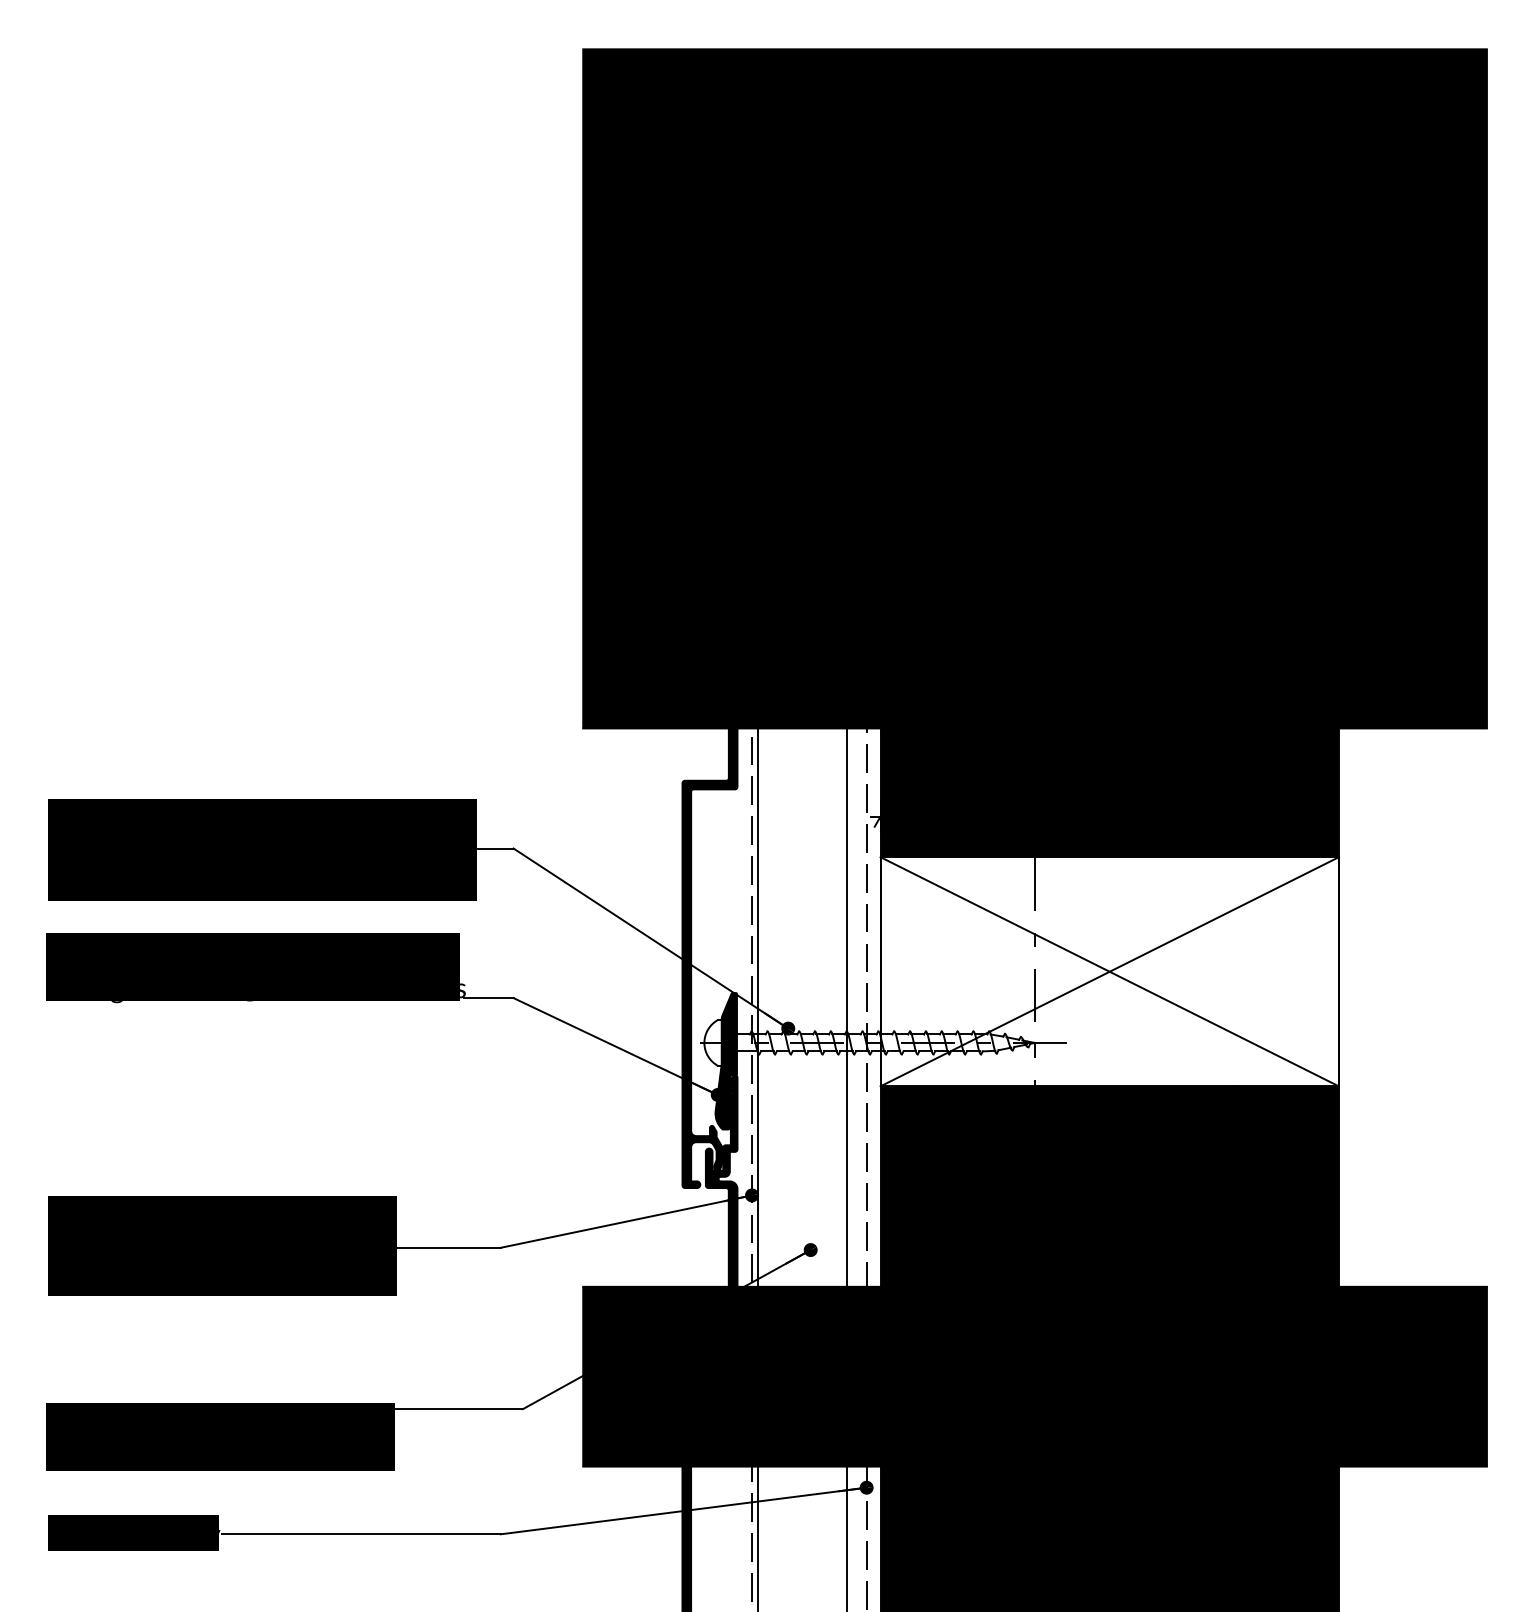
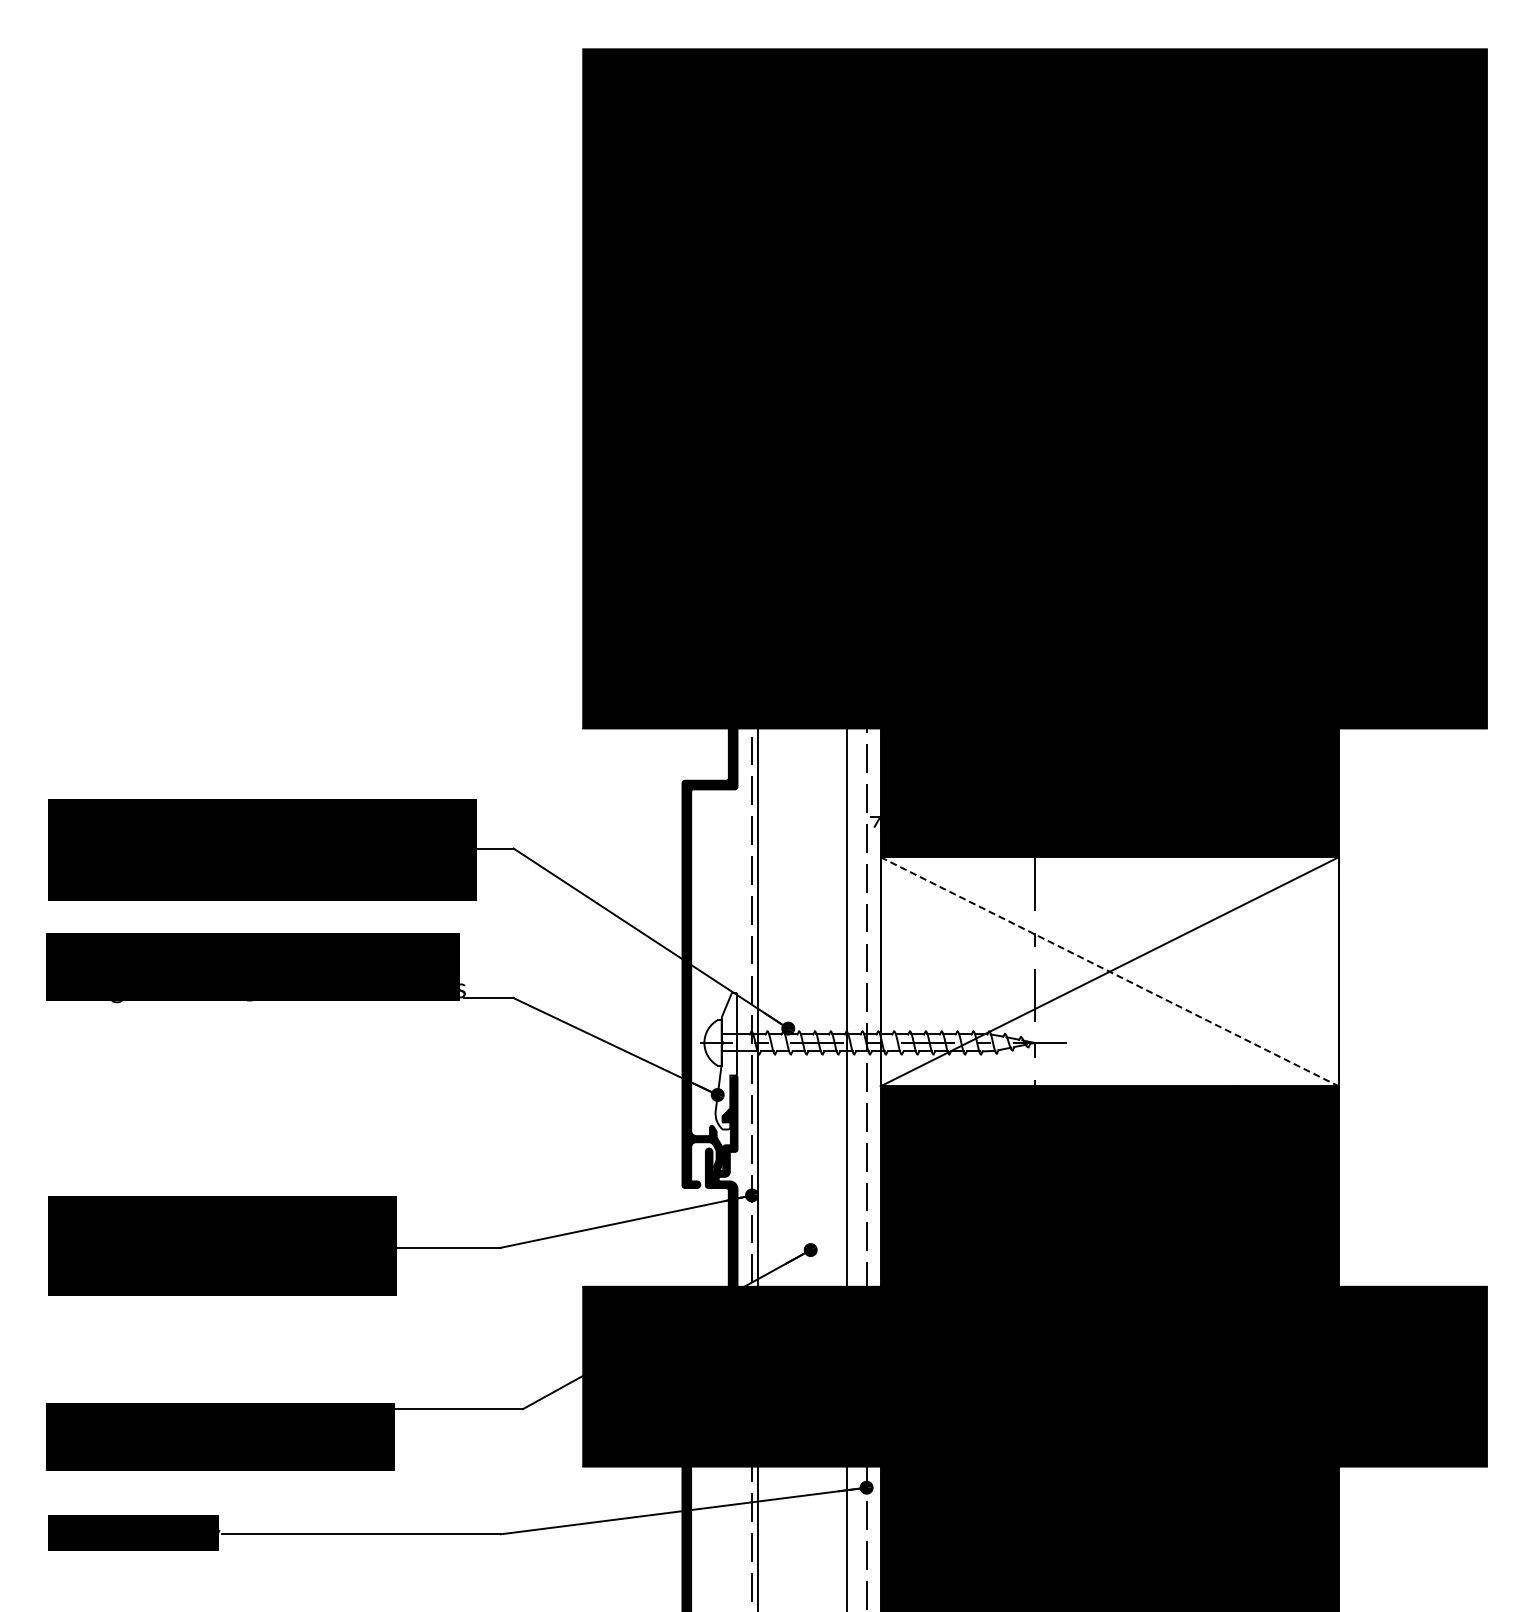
line: solid -> dashed (1110, 971)
fill: present -> none (725, 1061)
